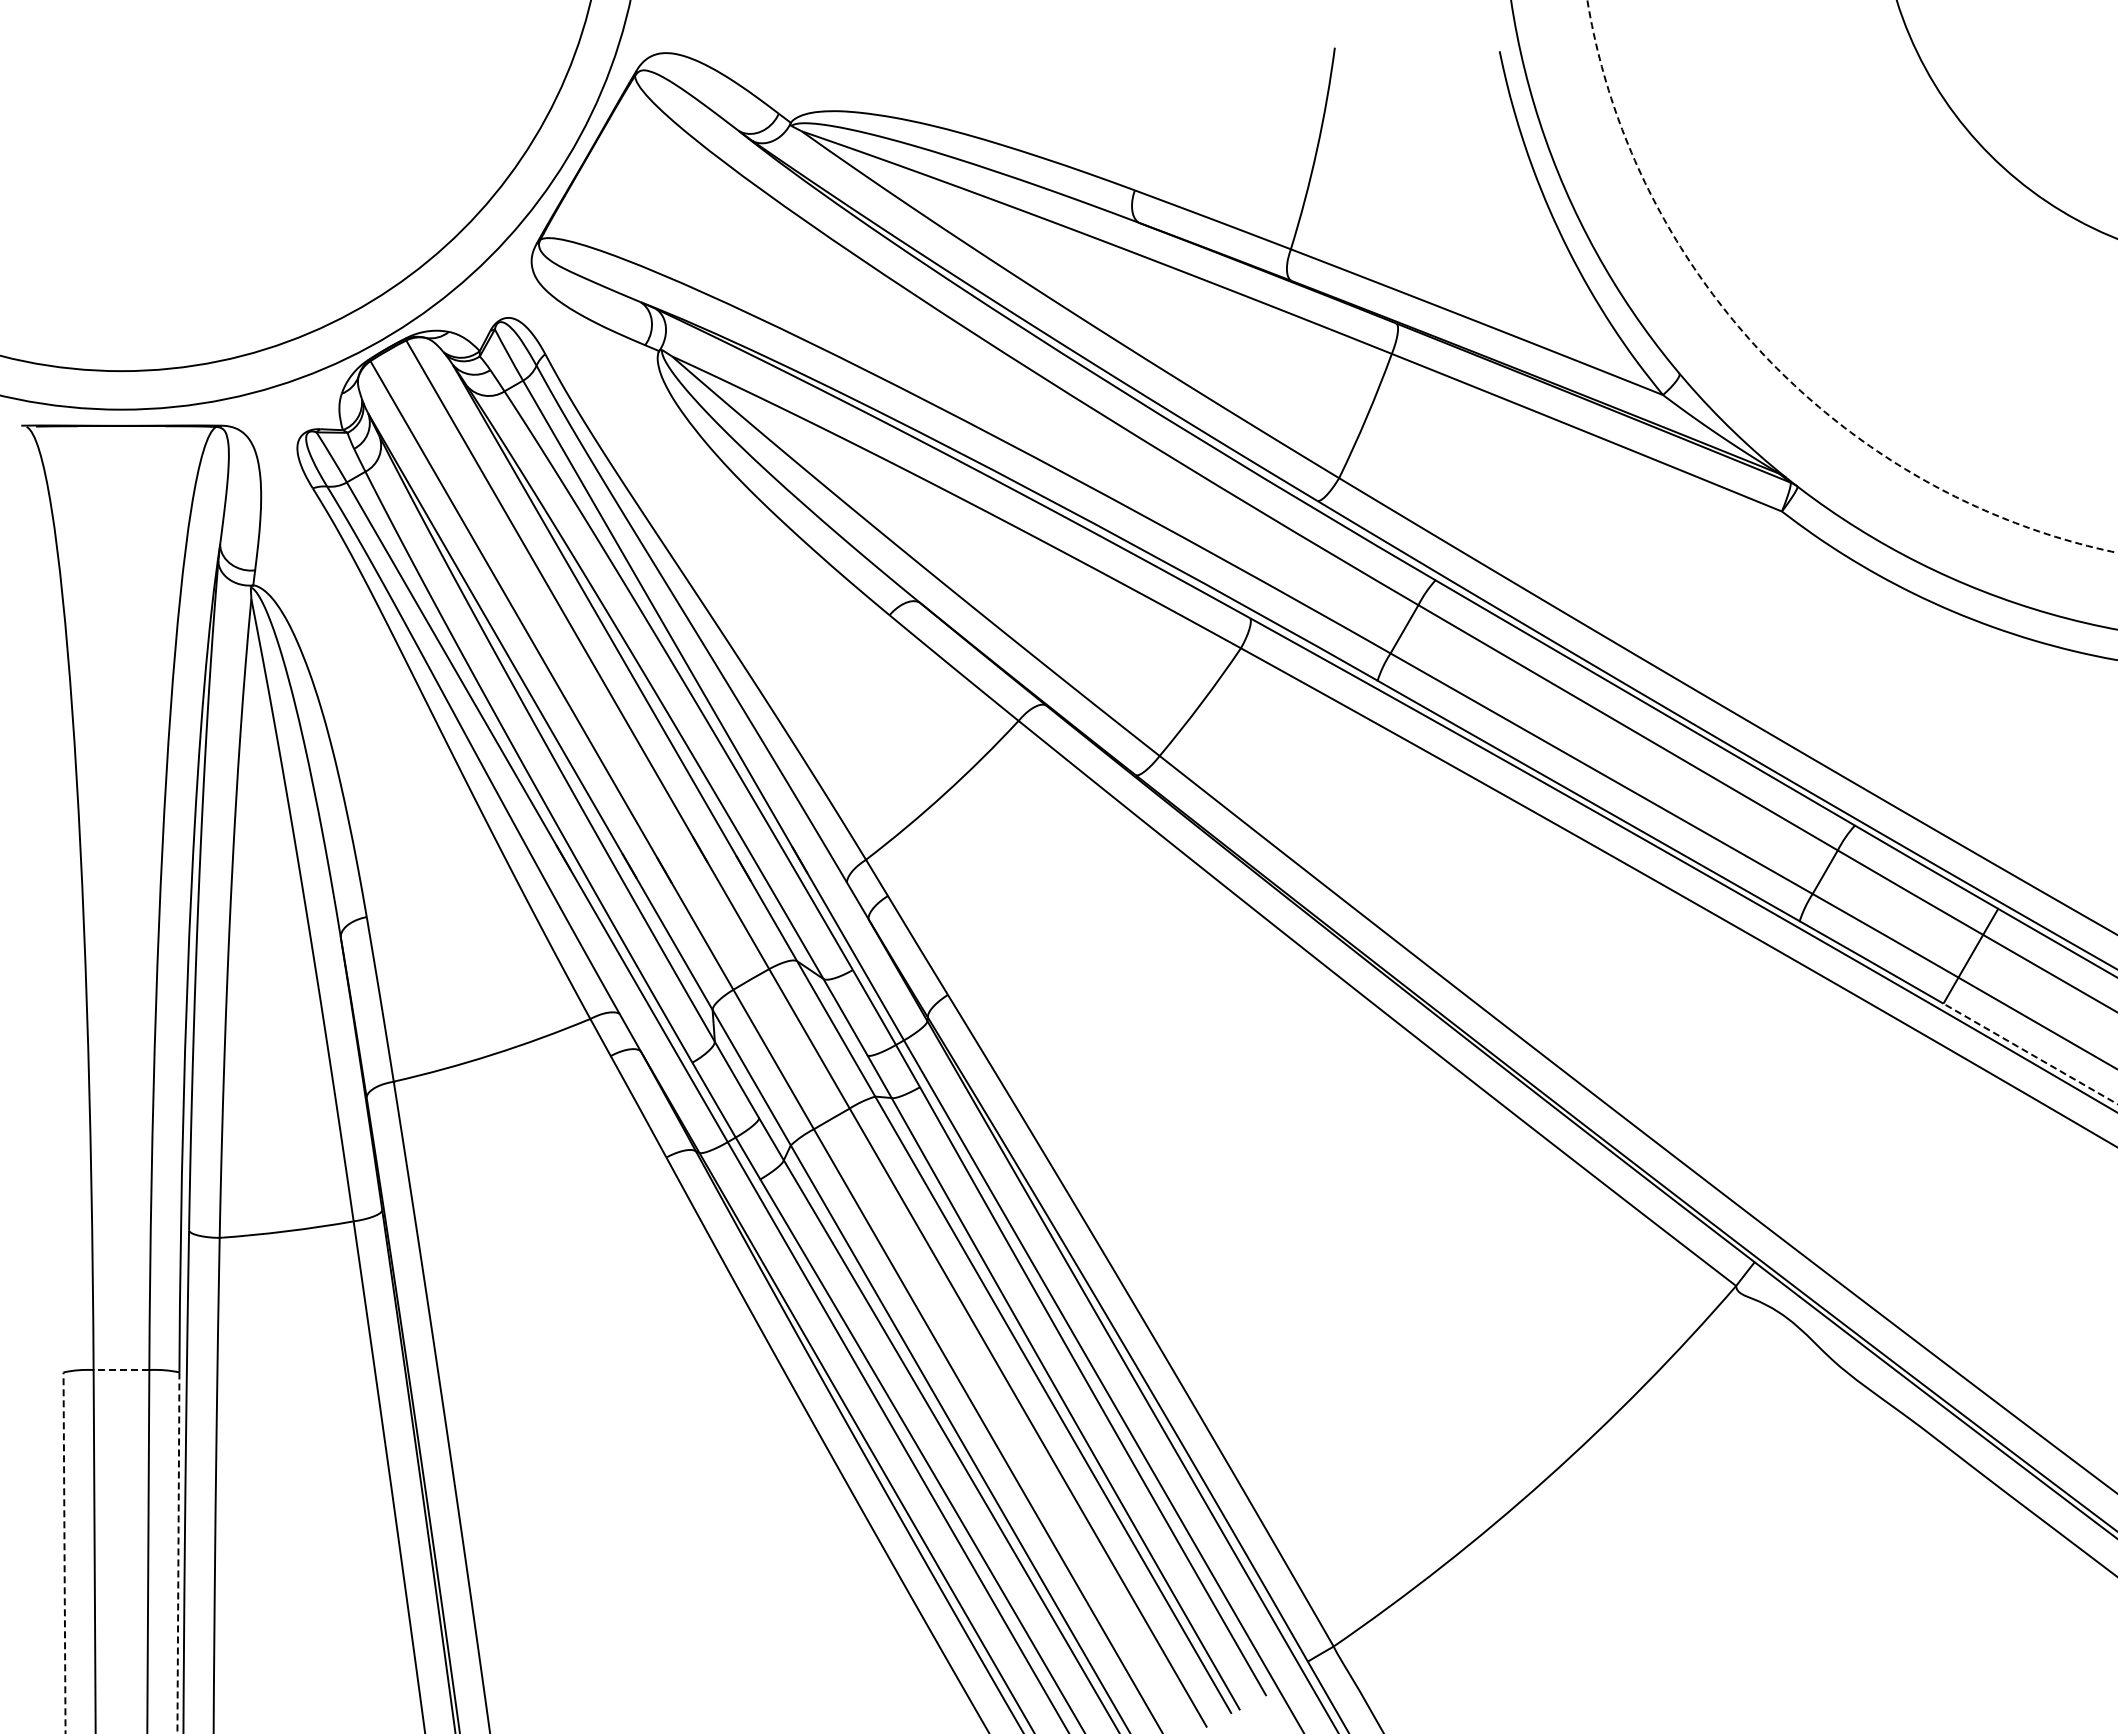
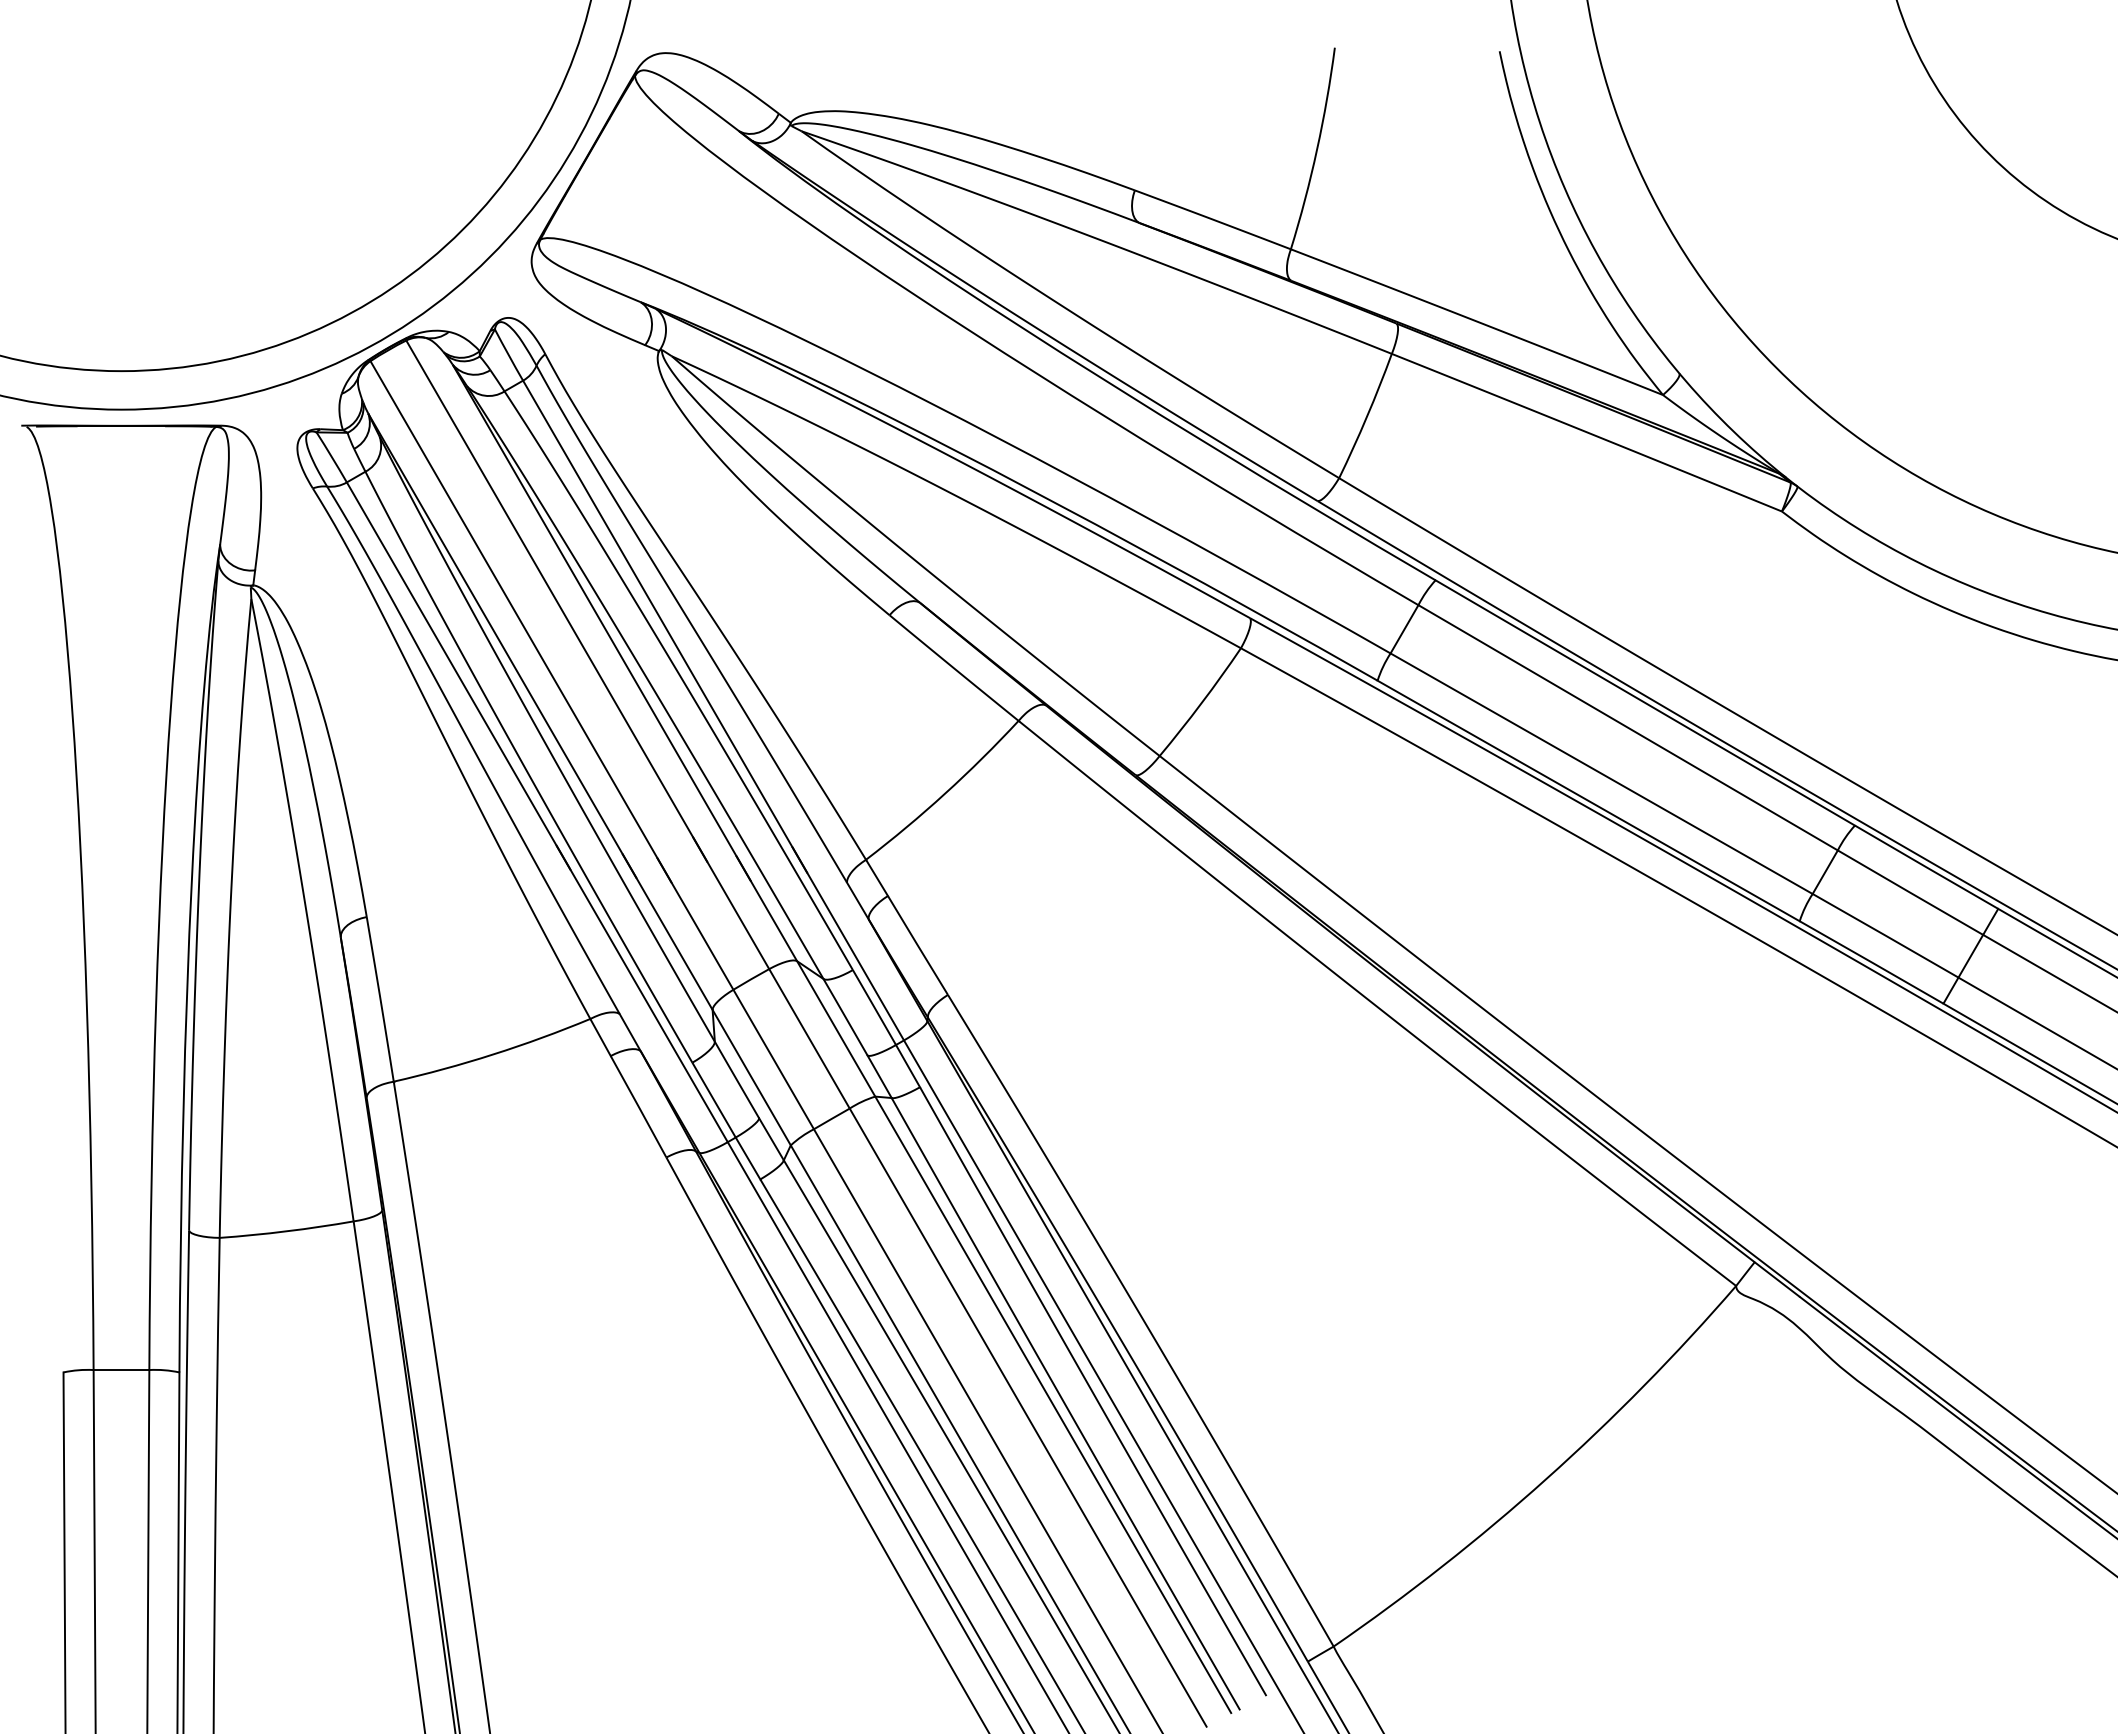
circle: dashed -> solid (1852, 276)
line: dashed -> solid (2030, 1053)
line: dashed -> solid (121, 1370)
line: dashed -> solid (64, 1552)
line: dashed -> solid (178, 1553)
